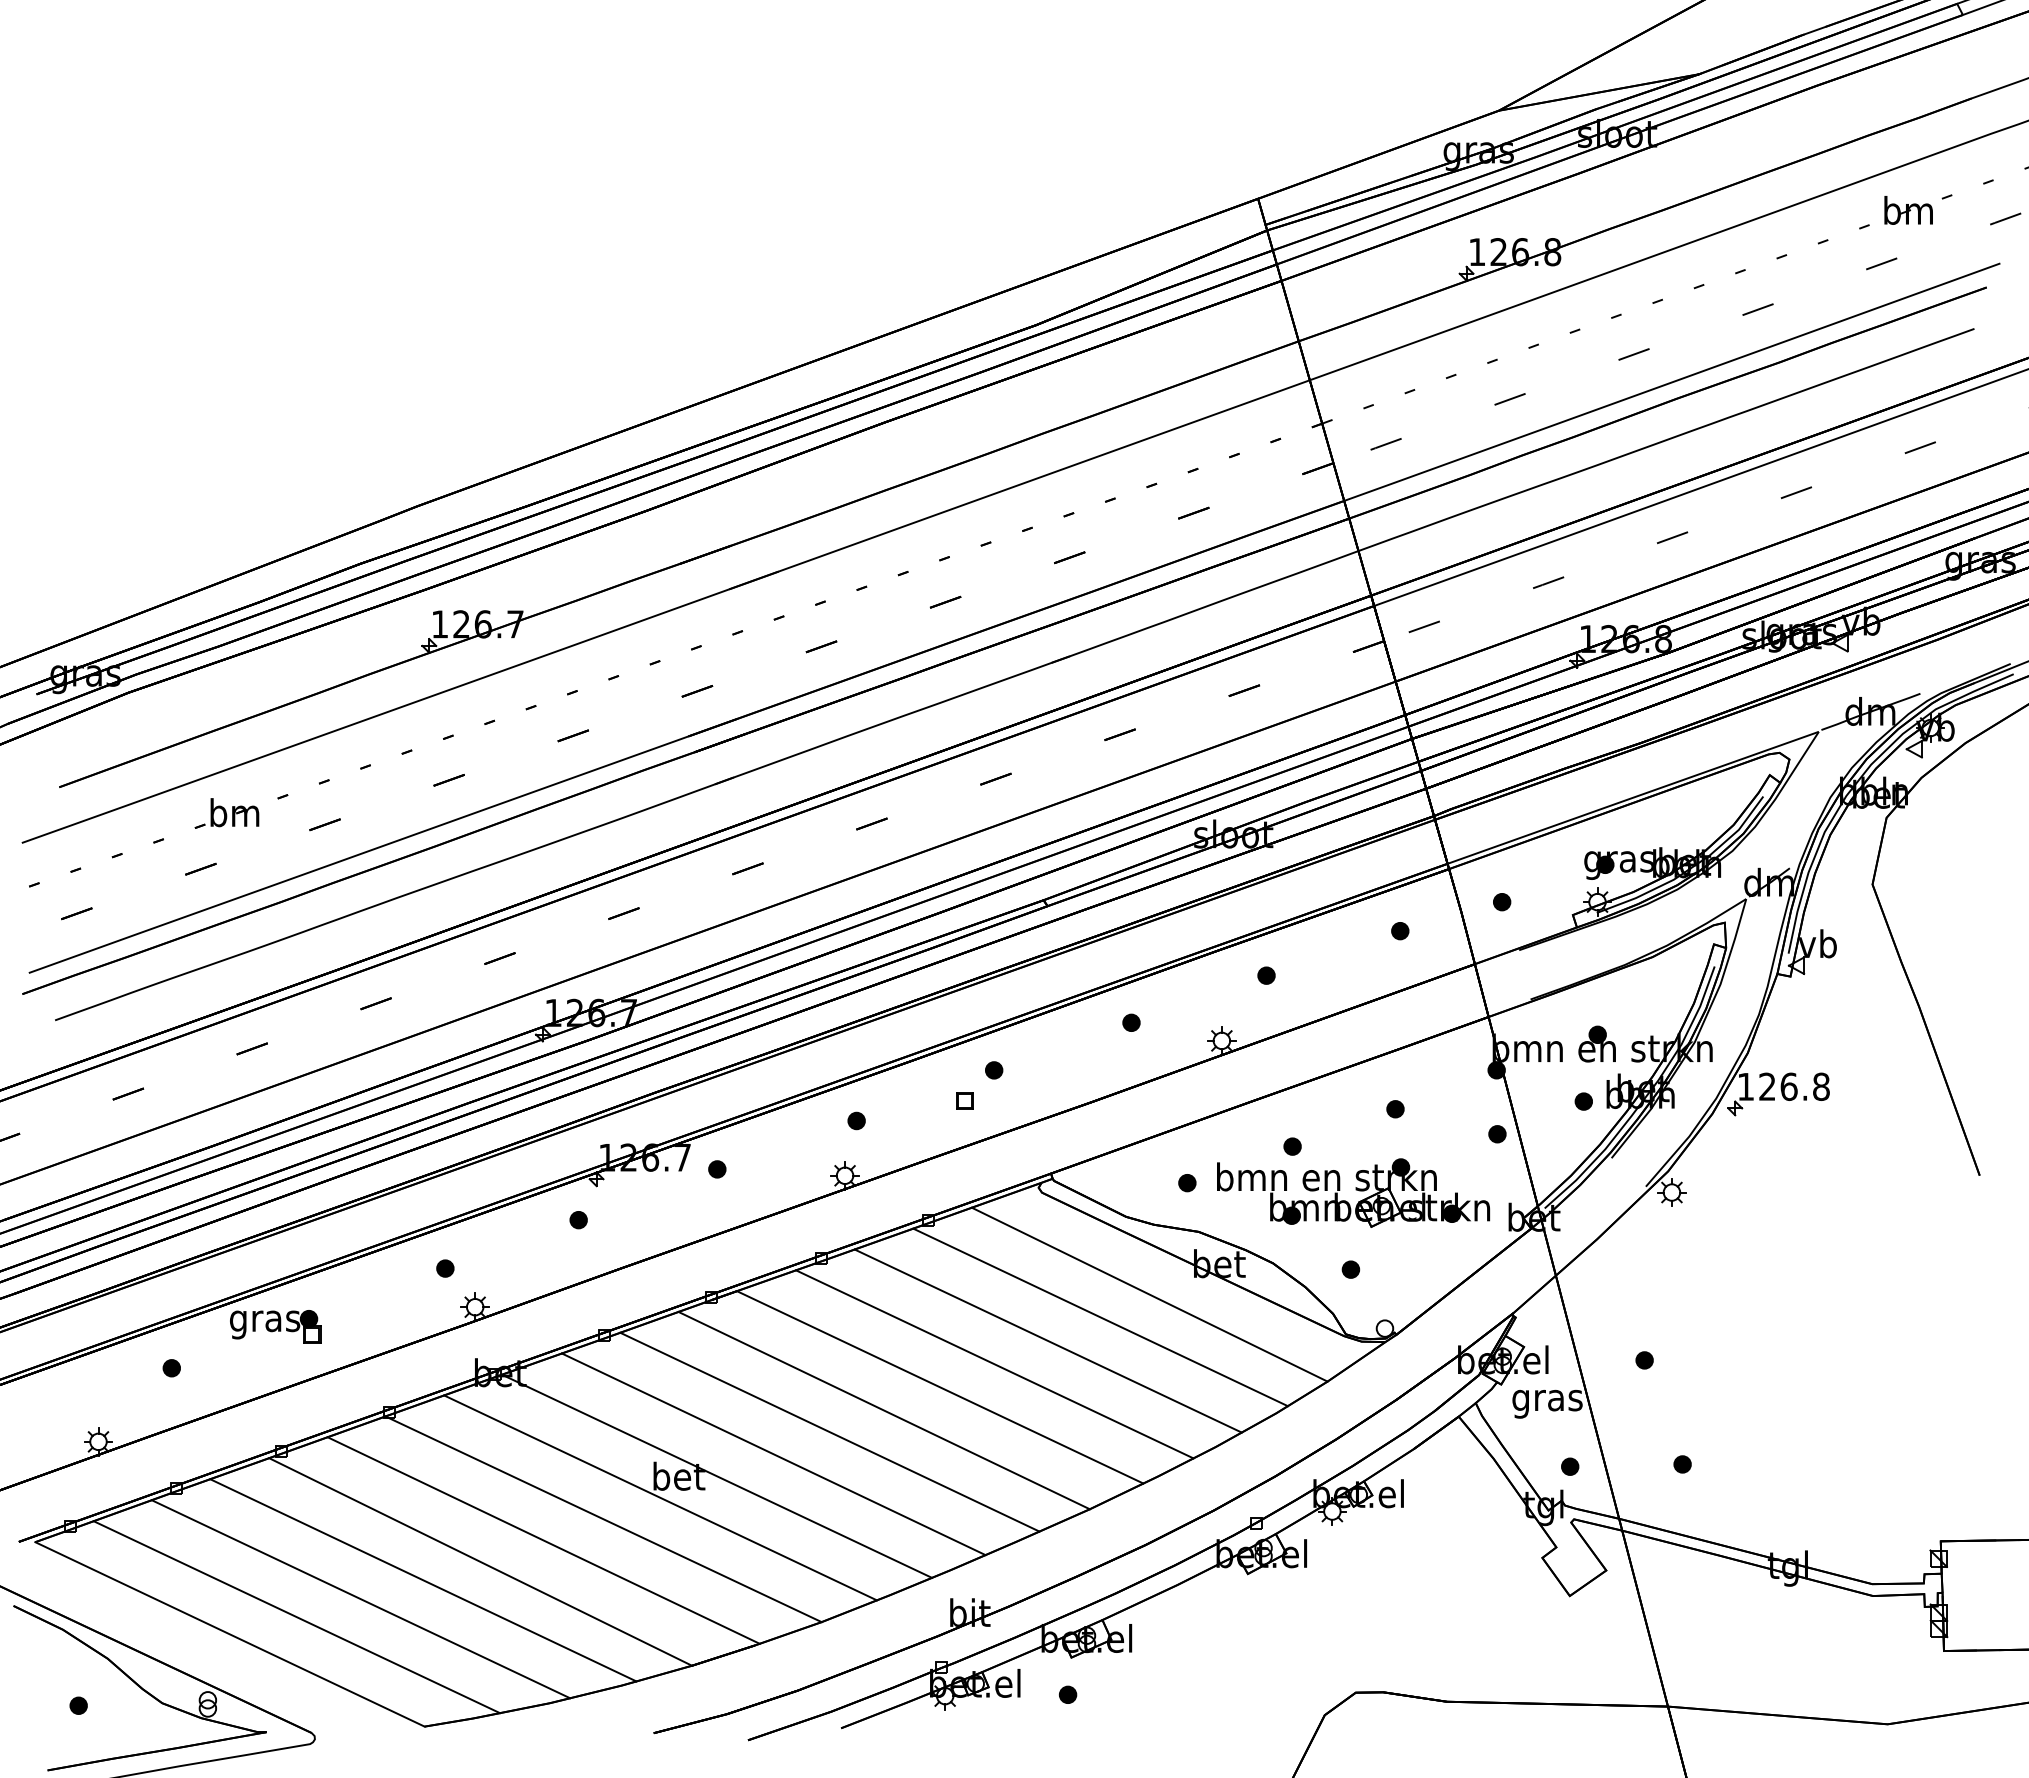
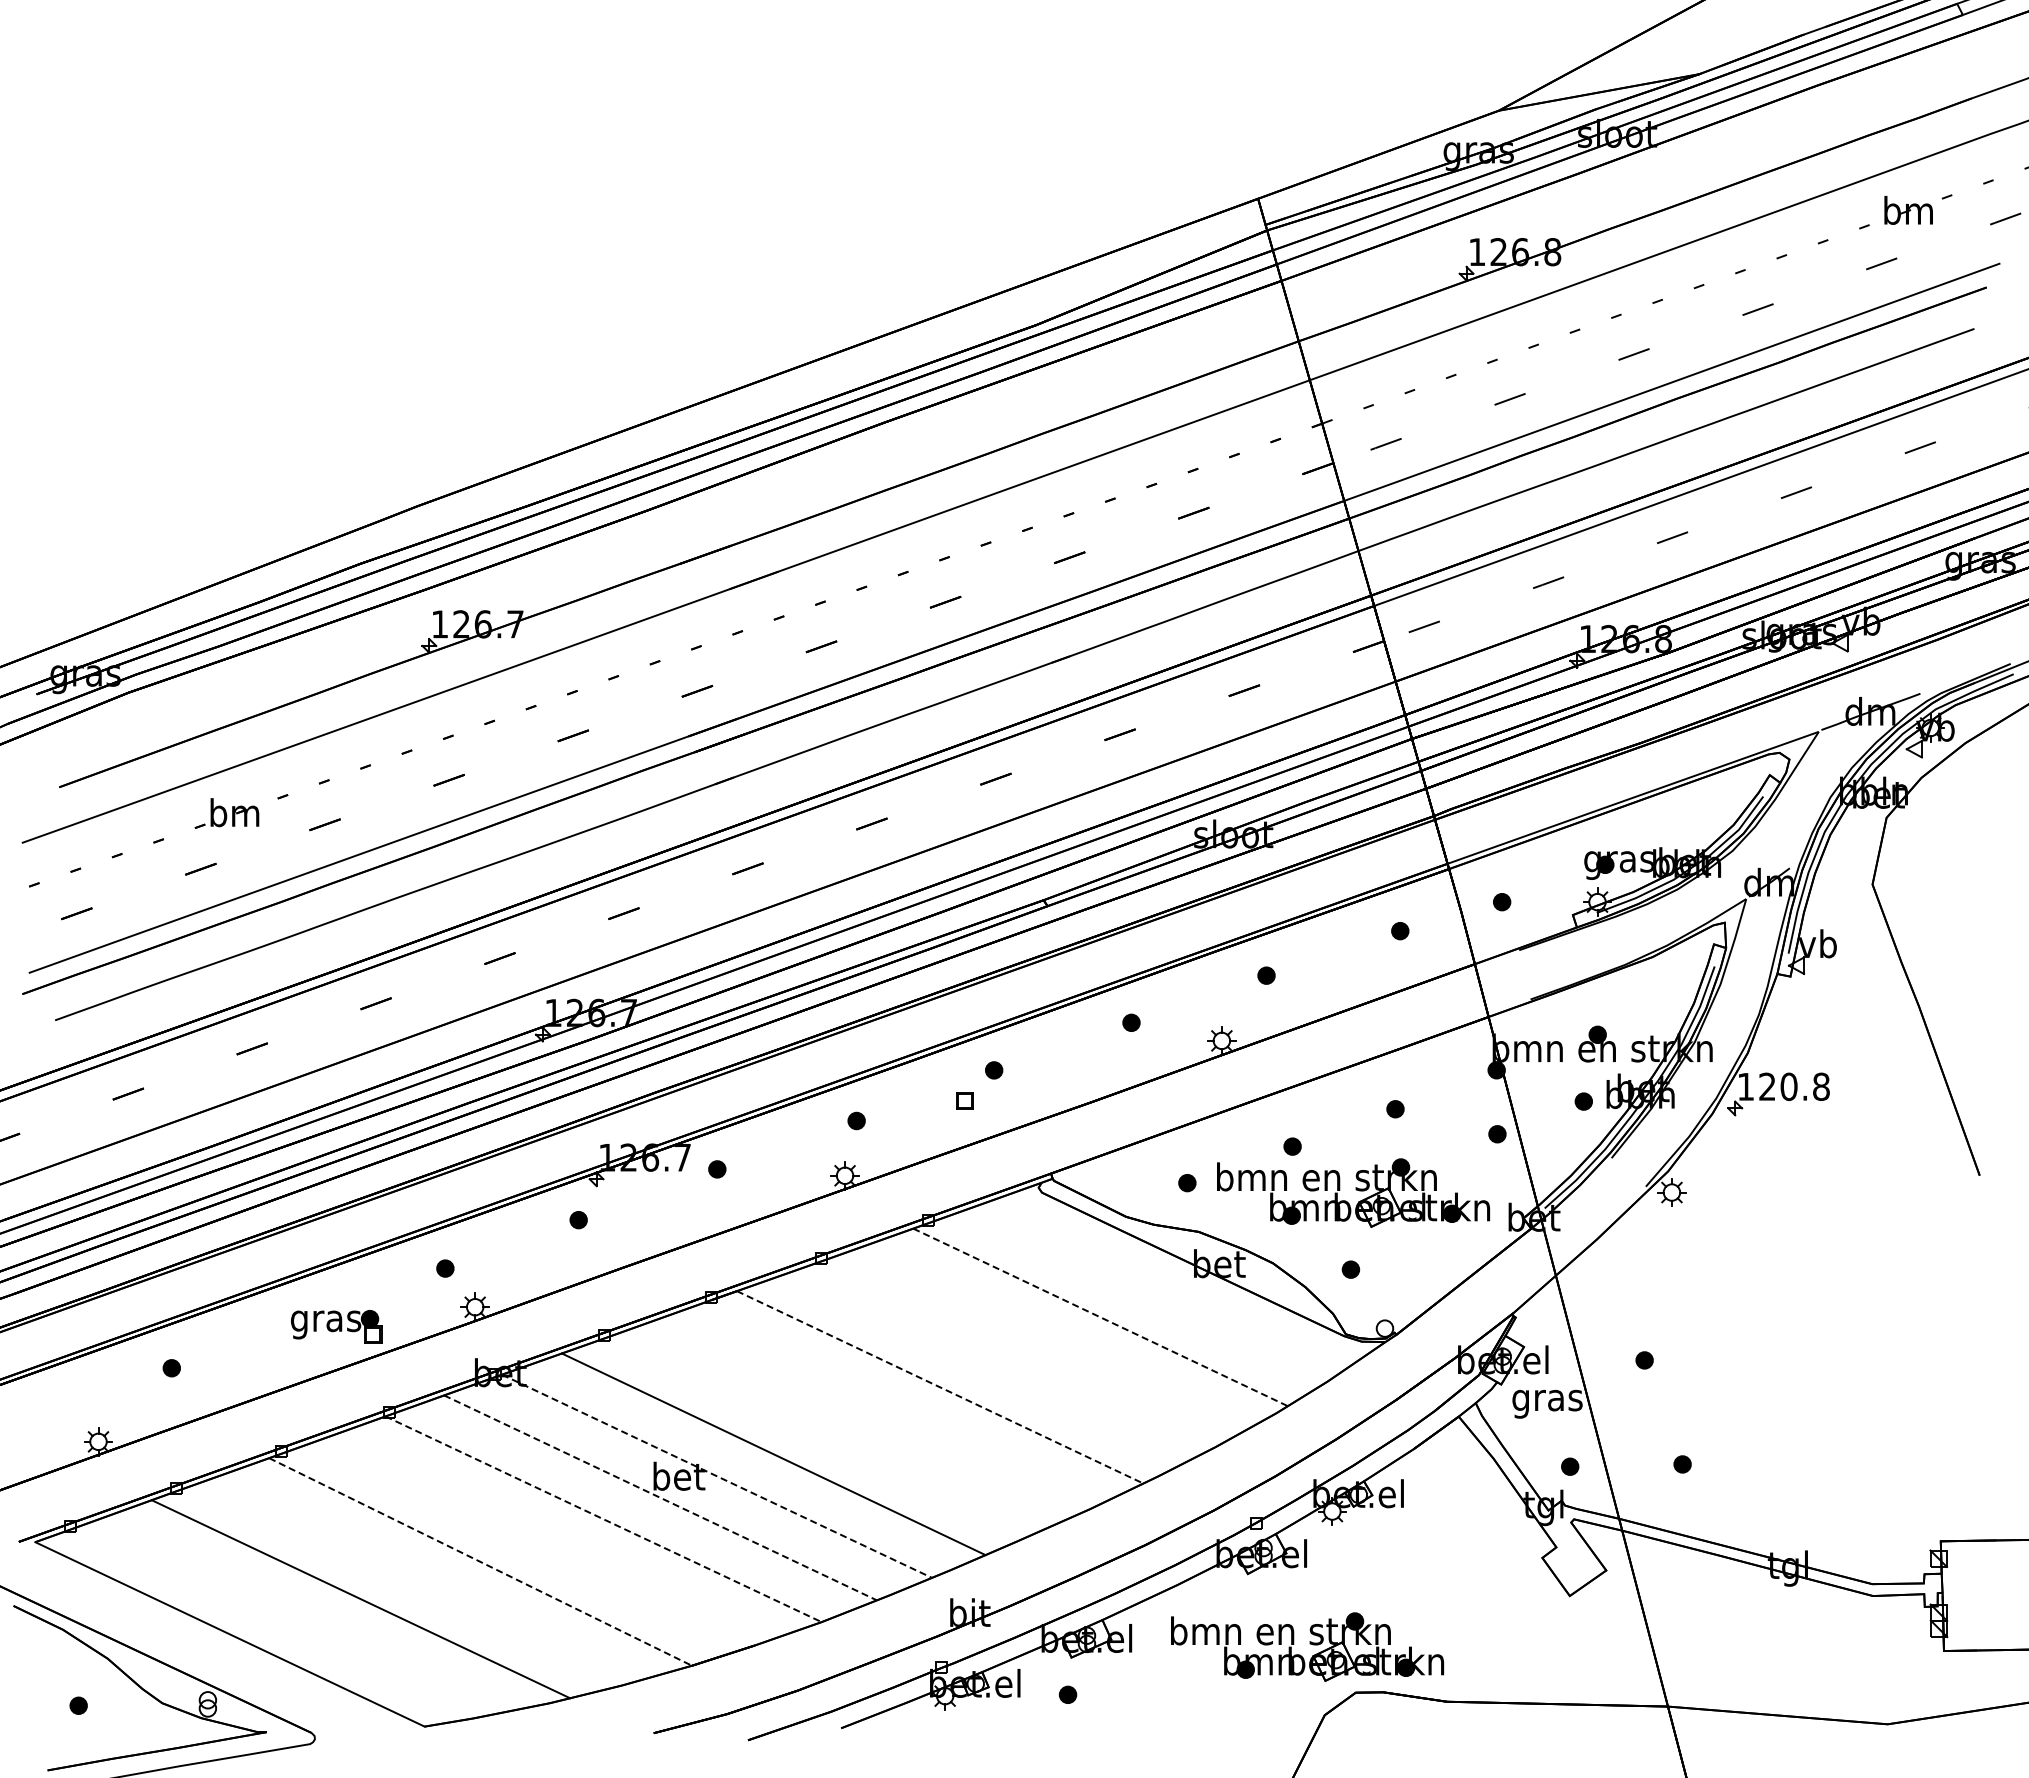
text: 126.8 -> 120.8 (1788, 1086)
line: present -> none (1149, 1294)
line: solid -> dashed (1101, 1317)
part position: (275, 1326) -> (336, 1326) (336, 1326)
line: present -> none (1047, 1340)
line: present -> none (994, 1364)
line: solid -> dashed (940, 1387)
line: present -> none (883, 1410)
line: present -> none (829, 1431)
line: solid -> dashed (717, 1476)
line: solid -> dashed (661, 1498)
line: solid -> dashed (604, 1519)
line: present -> none (543, 1540)
line: solid -> dashed (480, 1561)
line: present -> none (423, 1580)
line: present -> none (296, 1617)
part: none -> present (1307, 1646)
